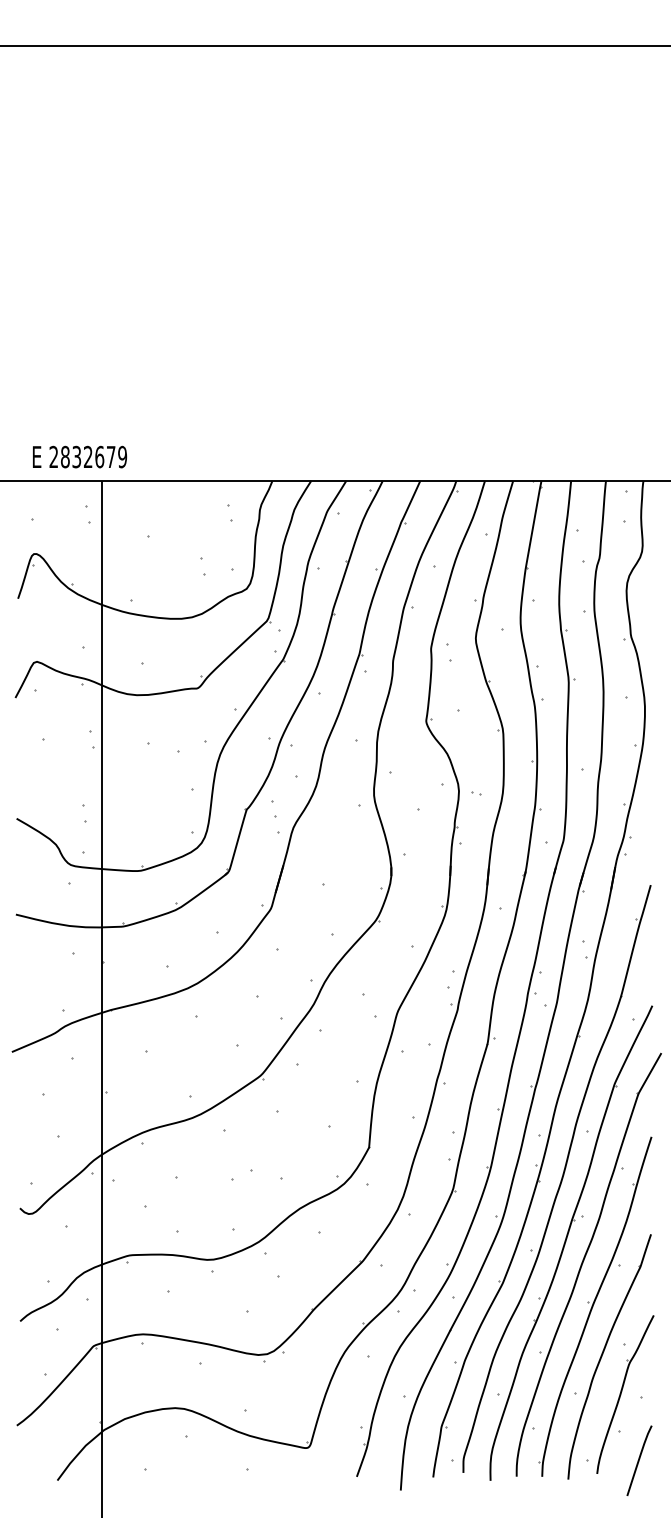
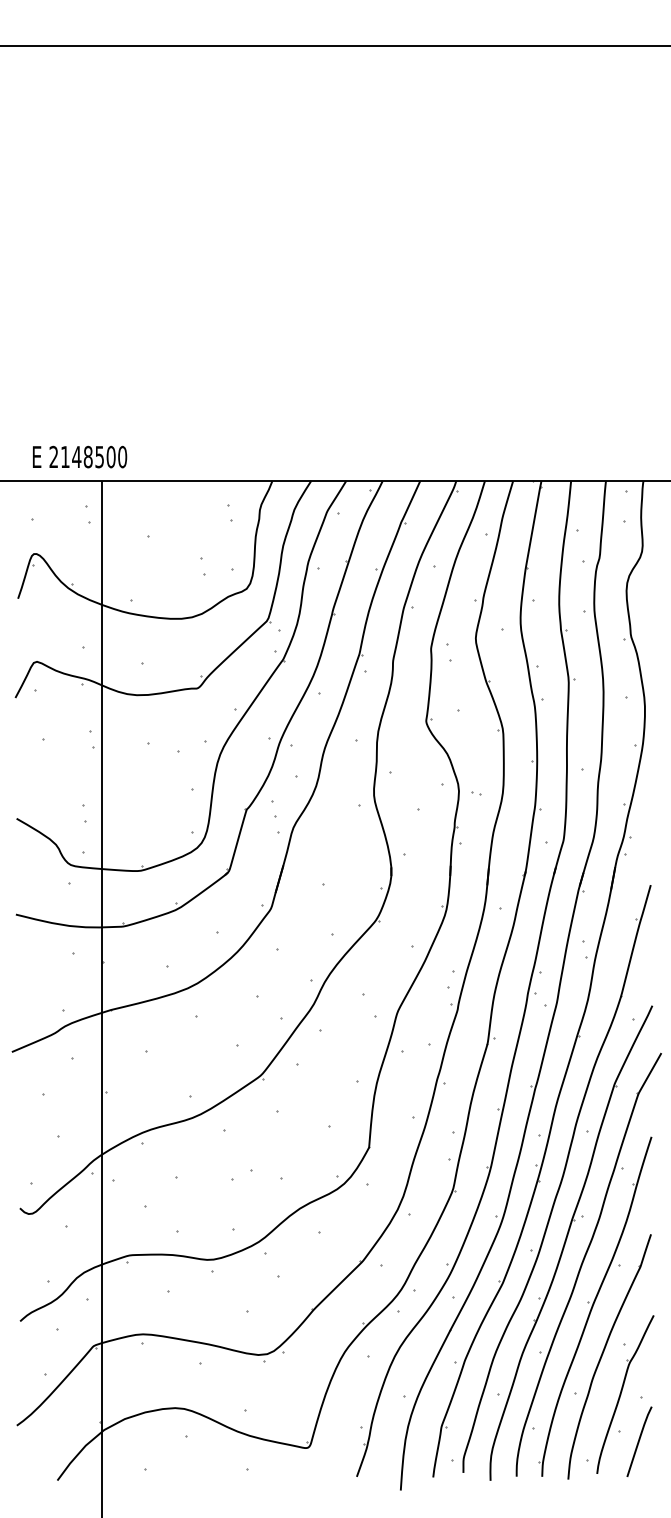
text: 2832679 -> 2148500 (94, 456)
curve position: (639, 1460) -> (639, 1441) (639, 1441)
